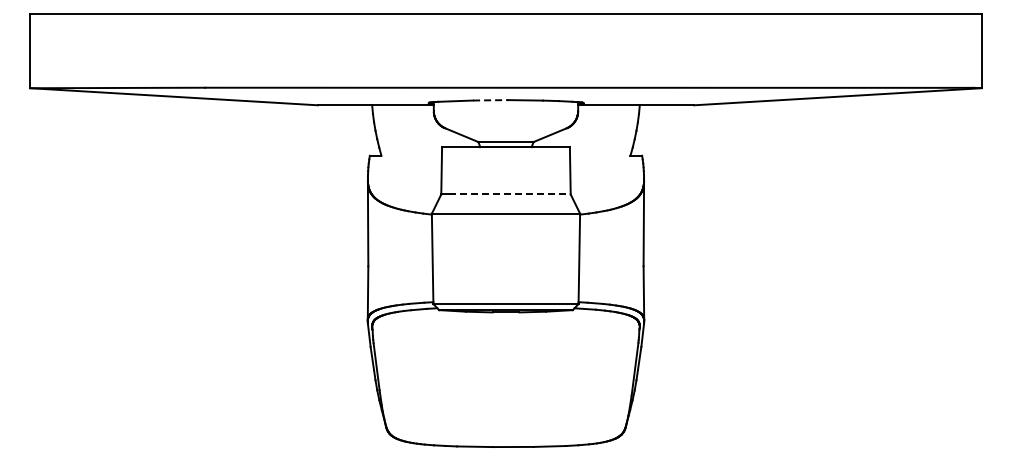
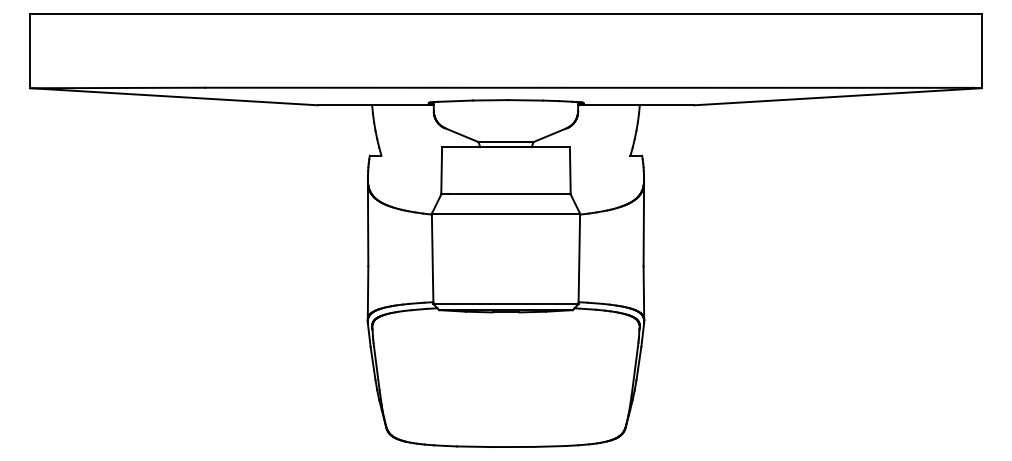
line: dashed -> solid (490, 100)
line: dashed -> solid (509, 194)
